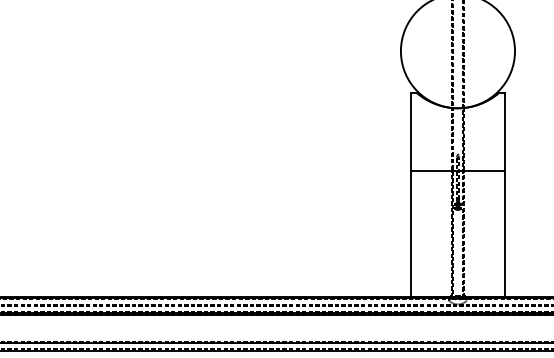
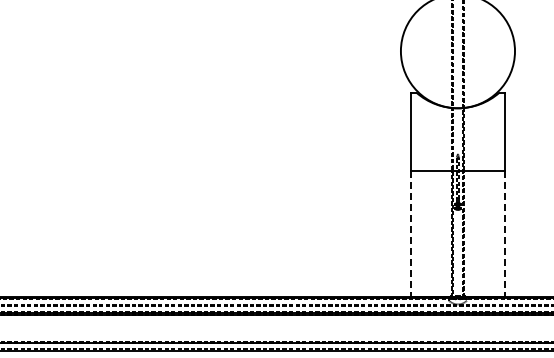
line: solid -> dashed (410, 234)
line: solid -> dashed (505, 234)
